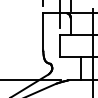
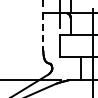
line: solid -> dashed (43, 31)
